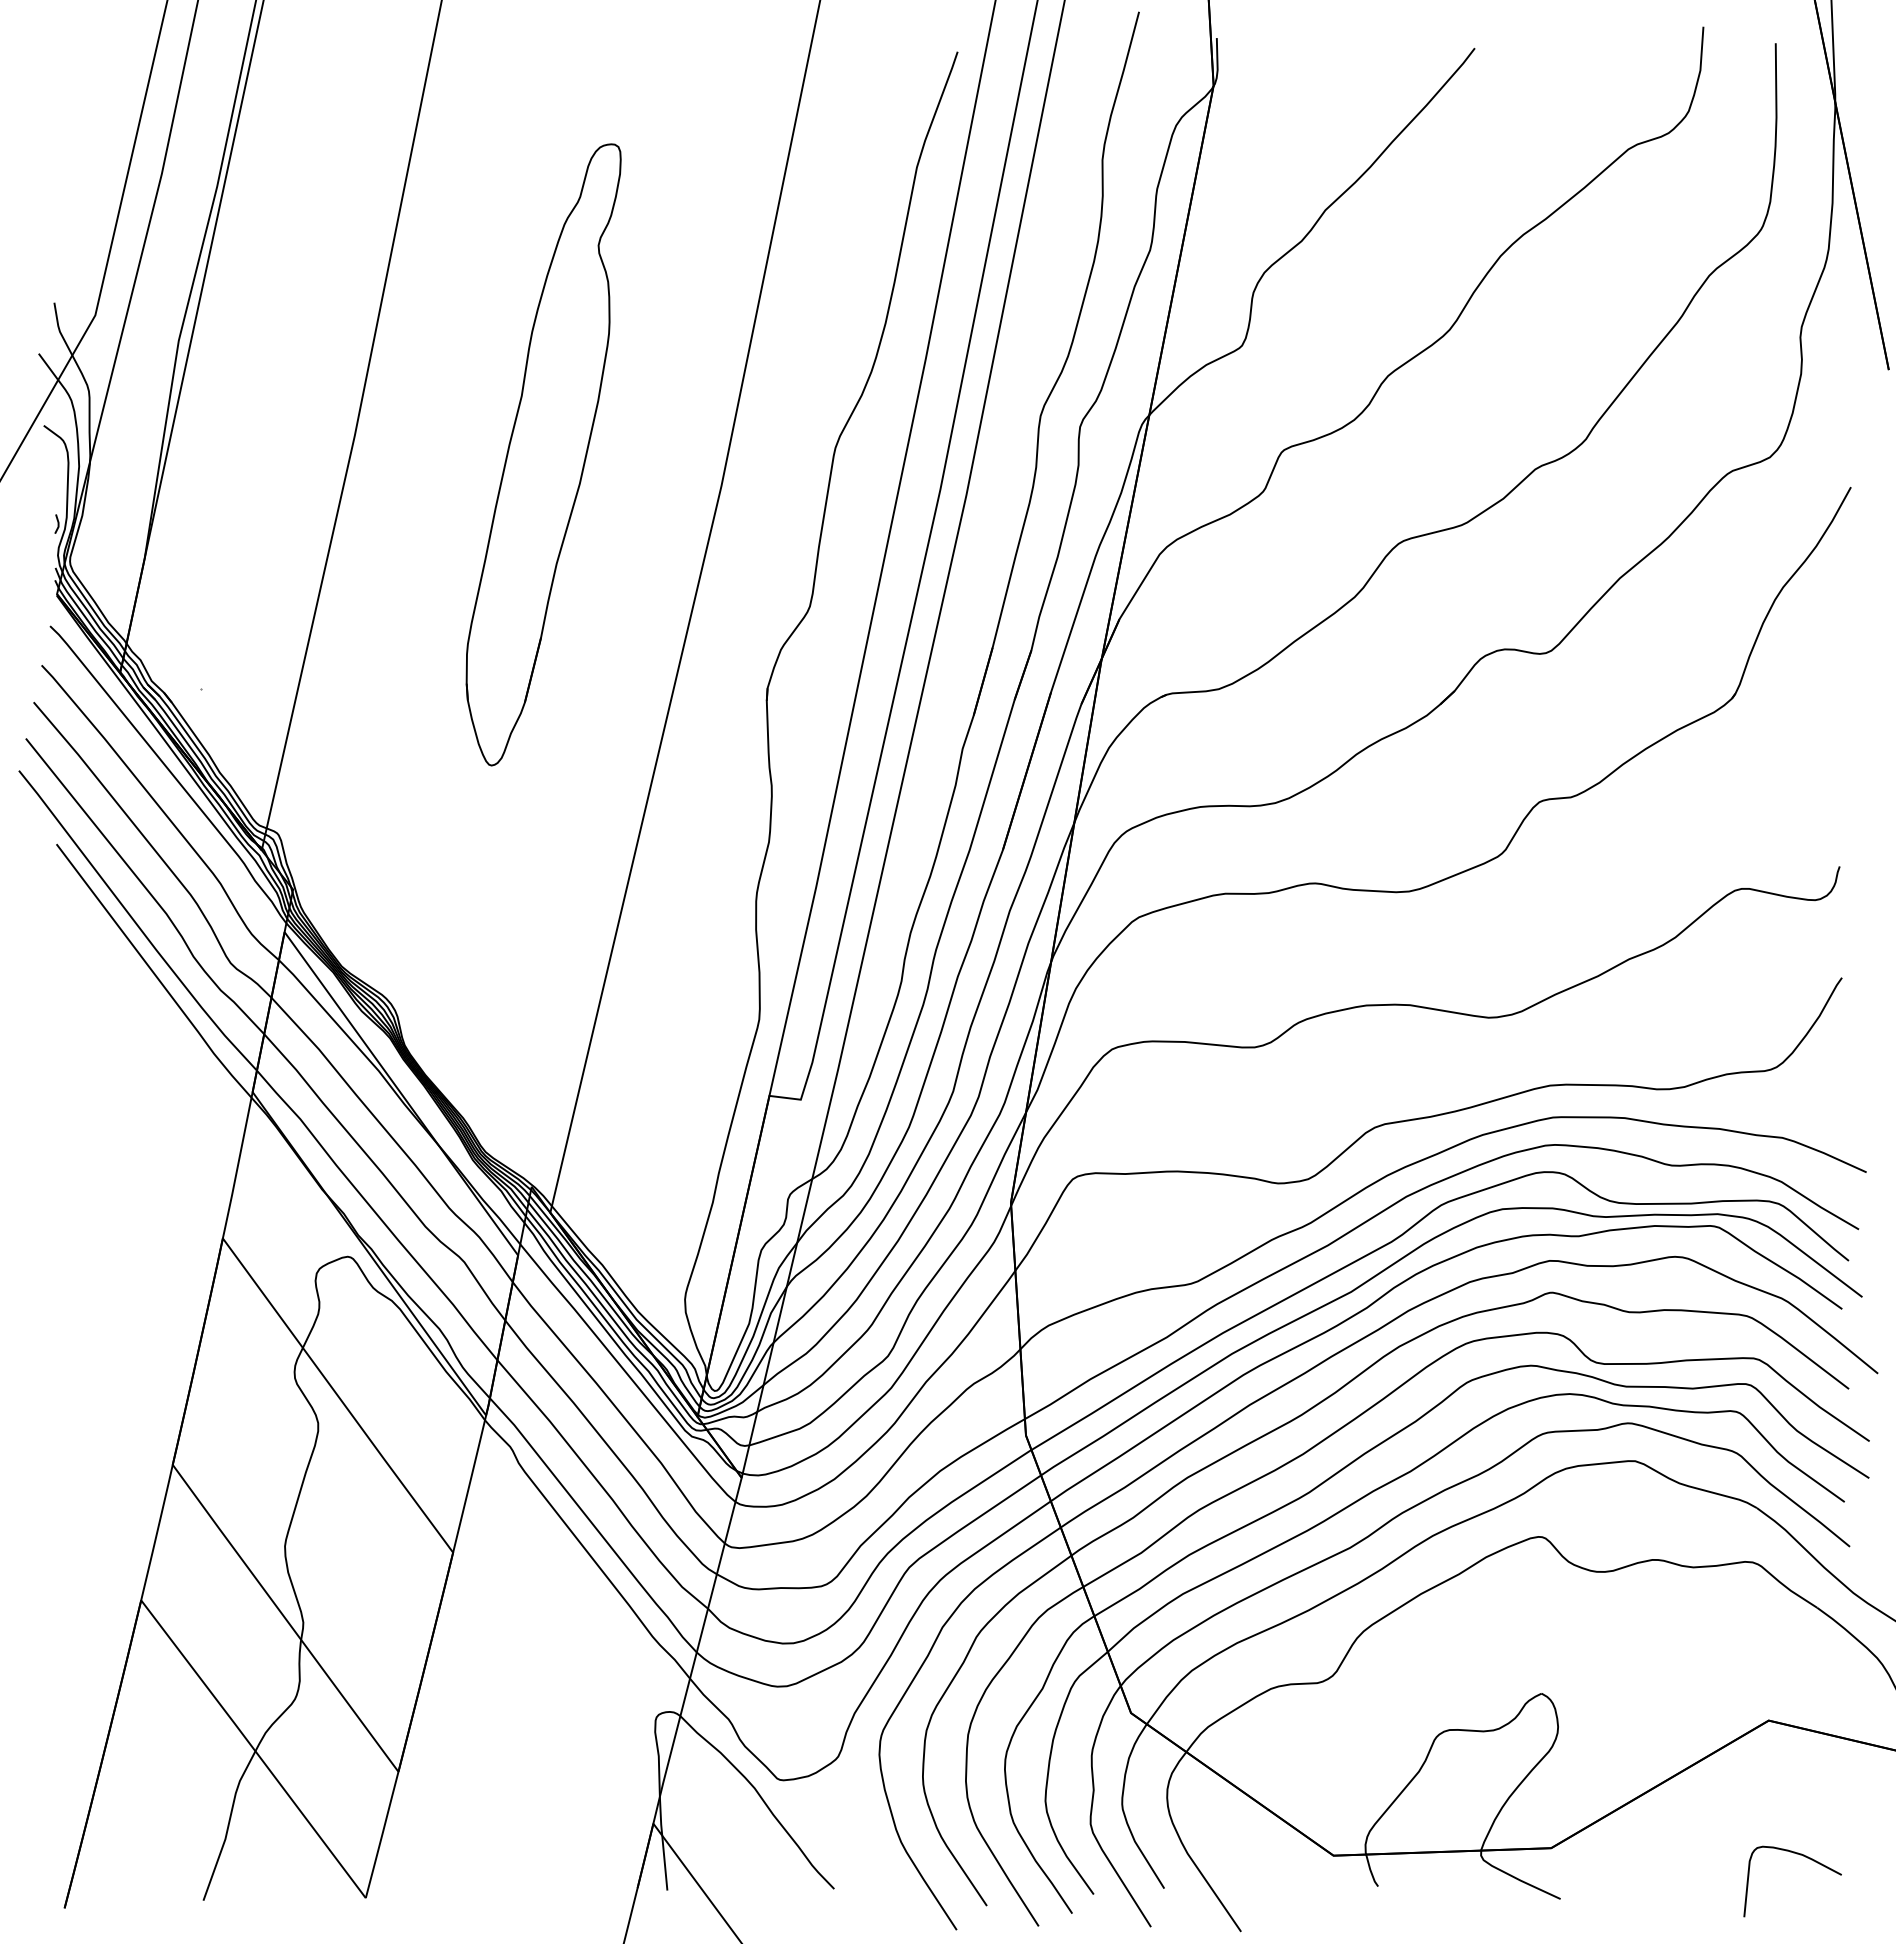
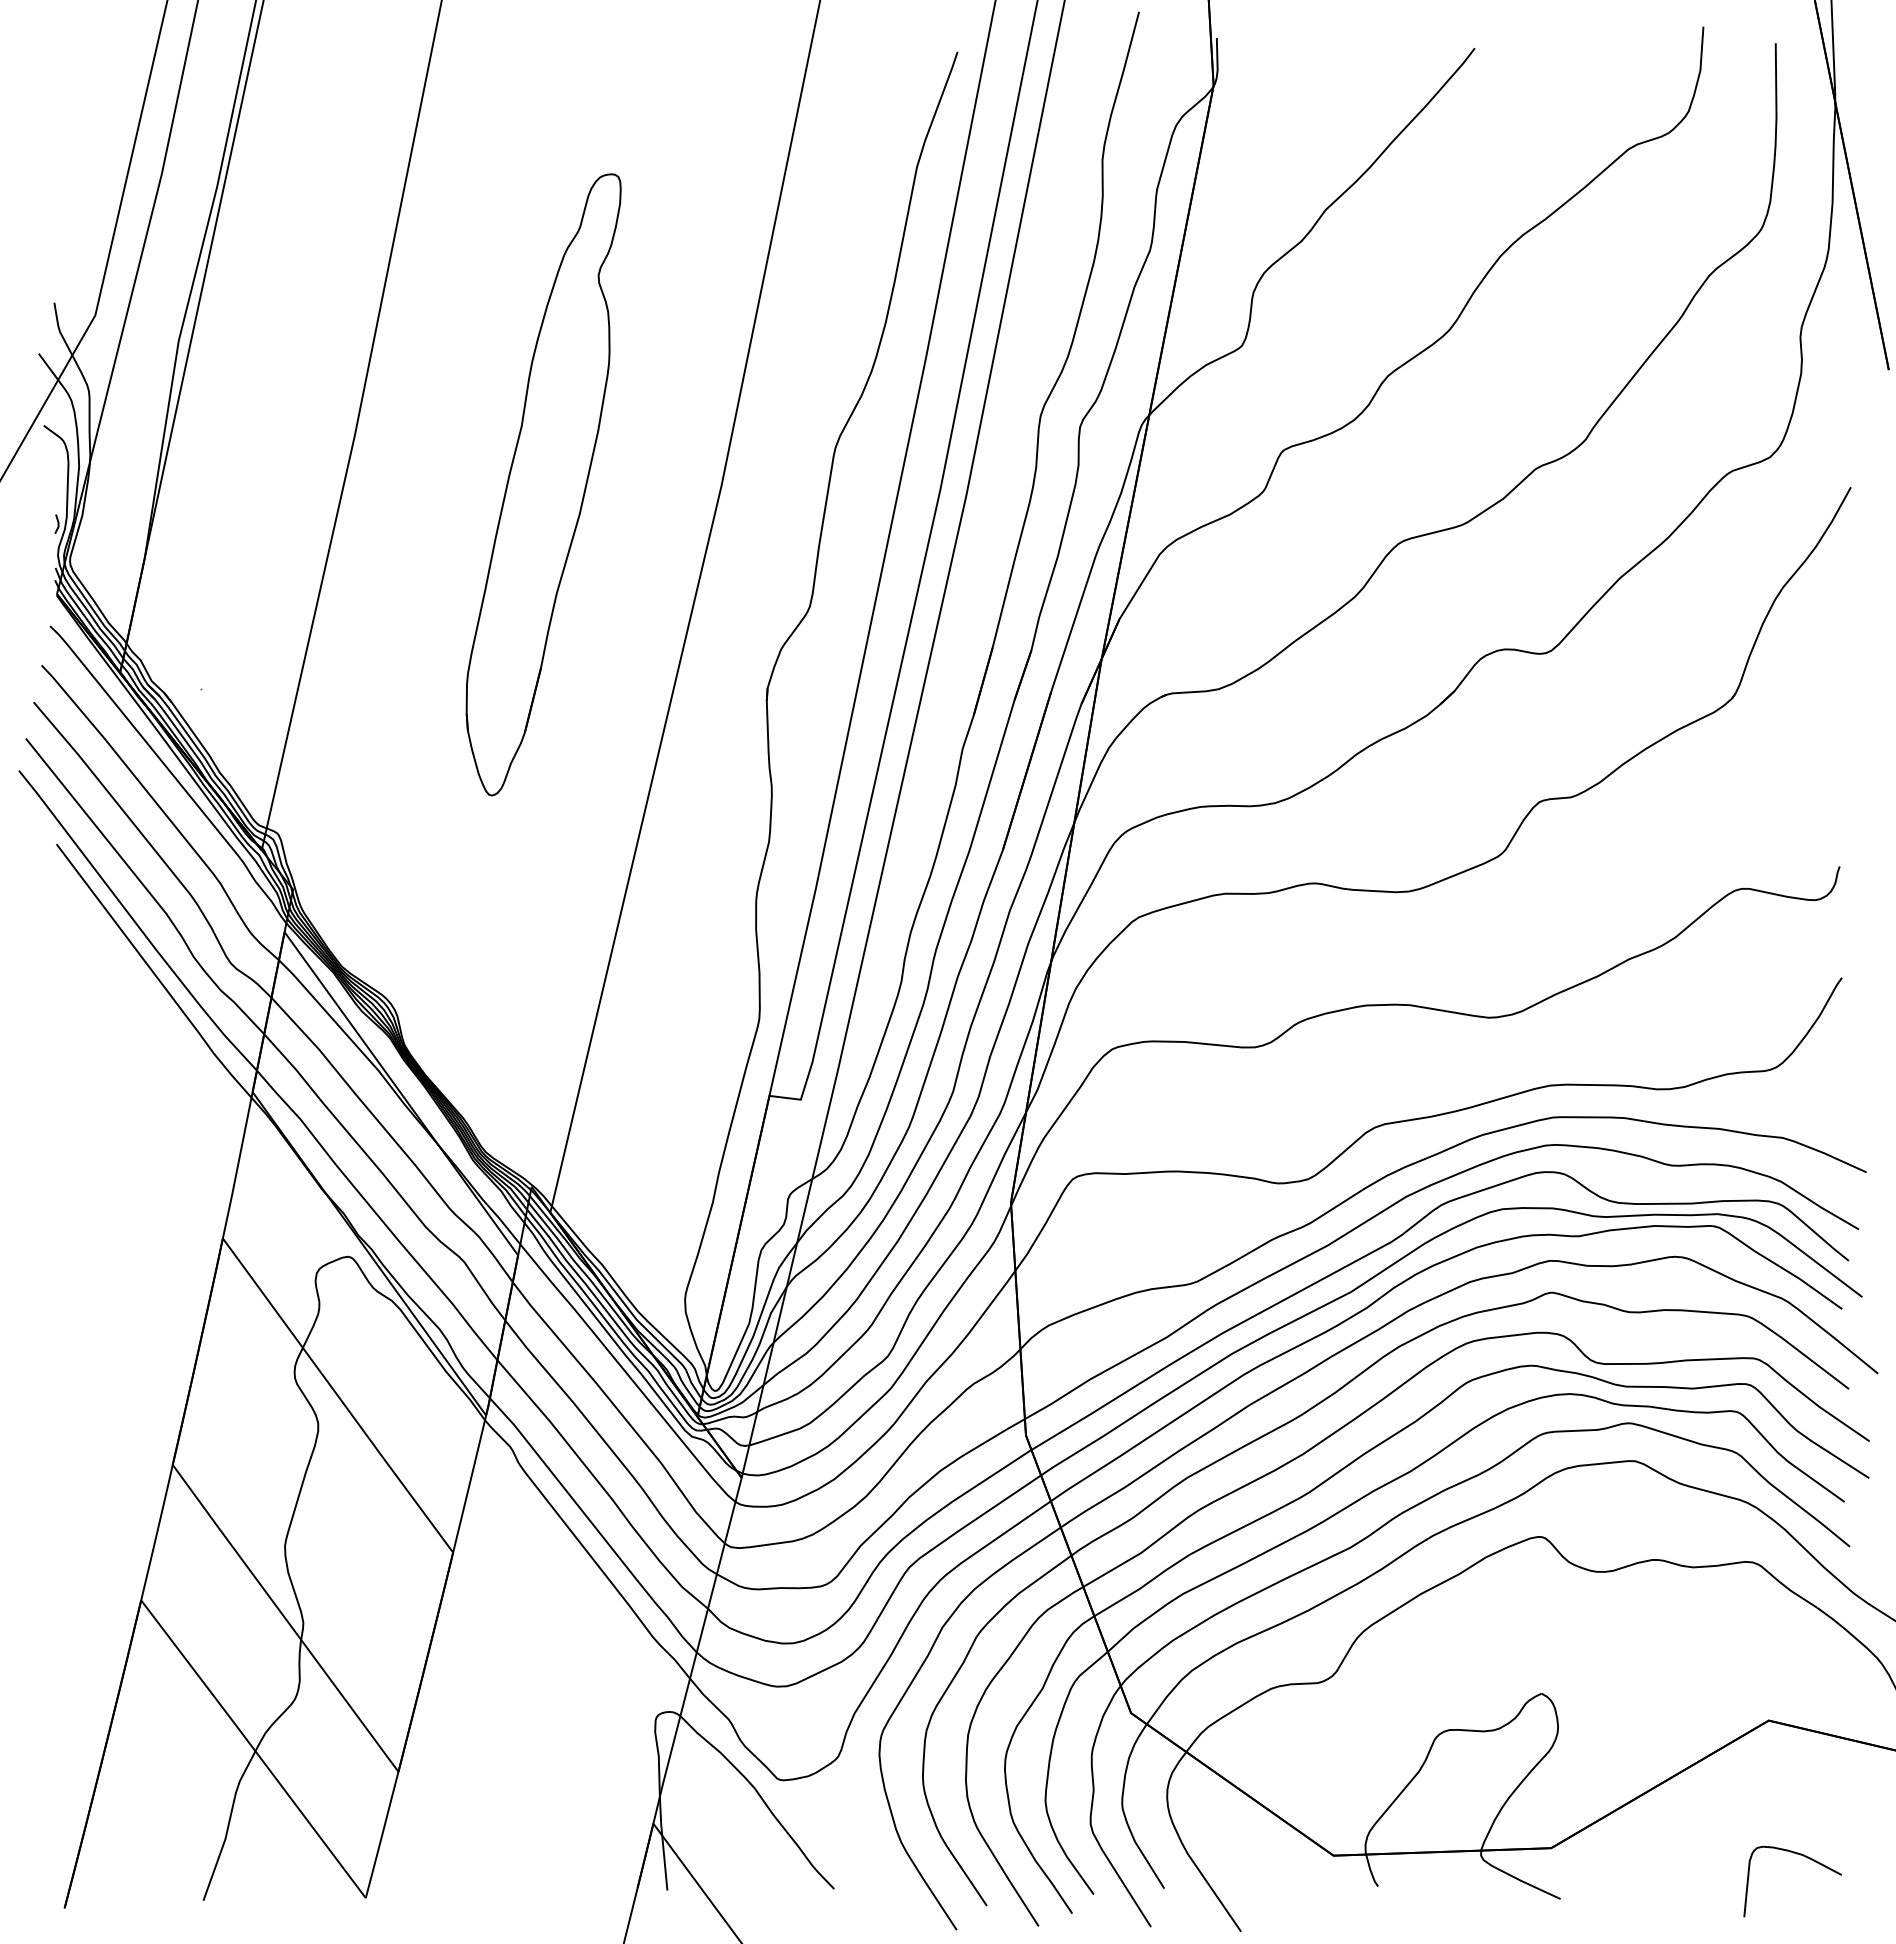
part position: (543, 454) -> (543, 484) (543, 484)
